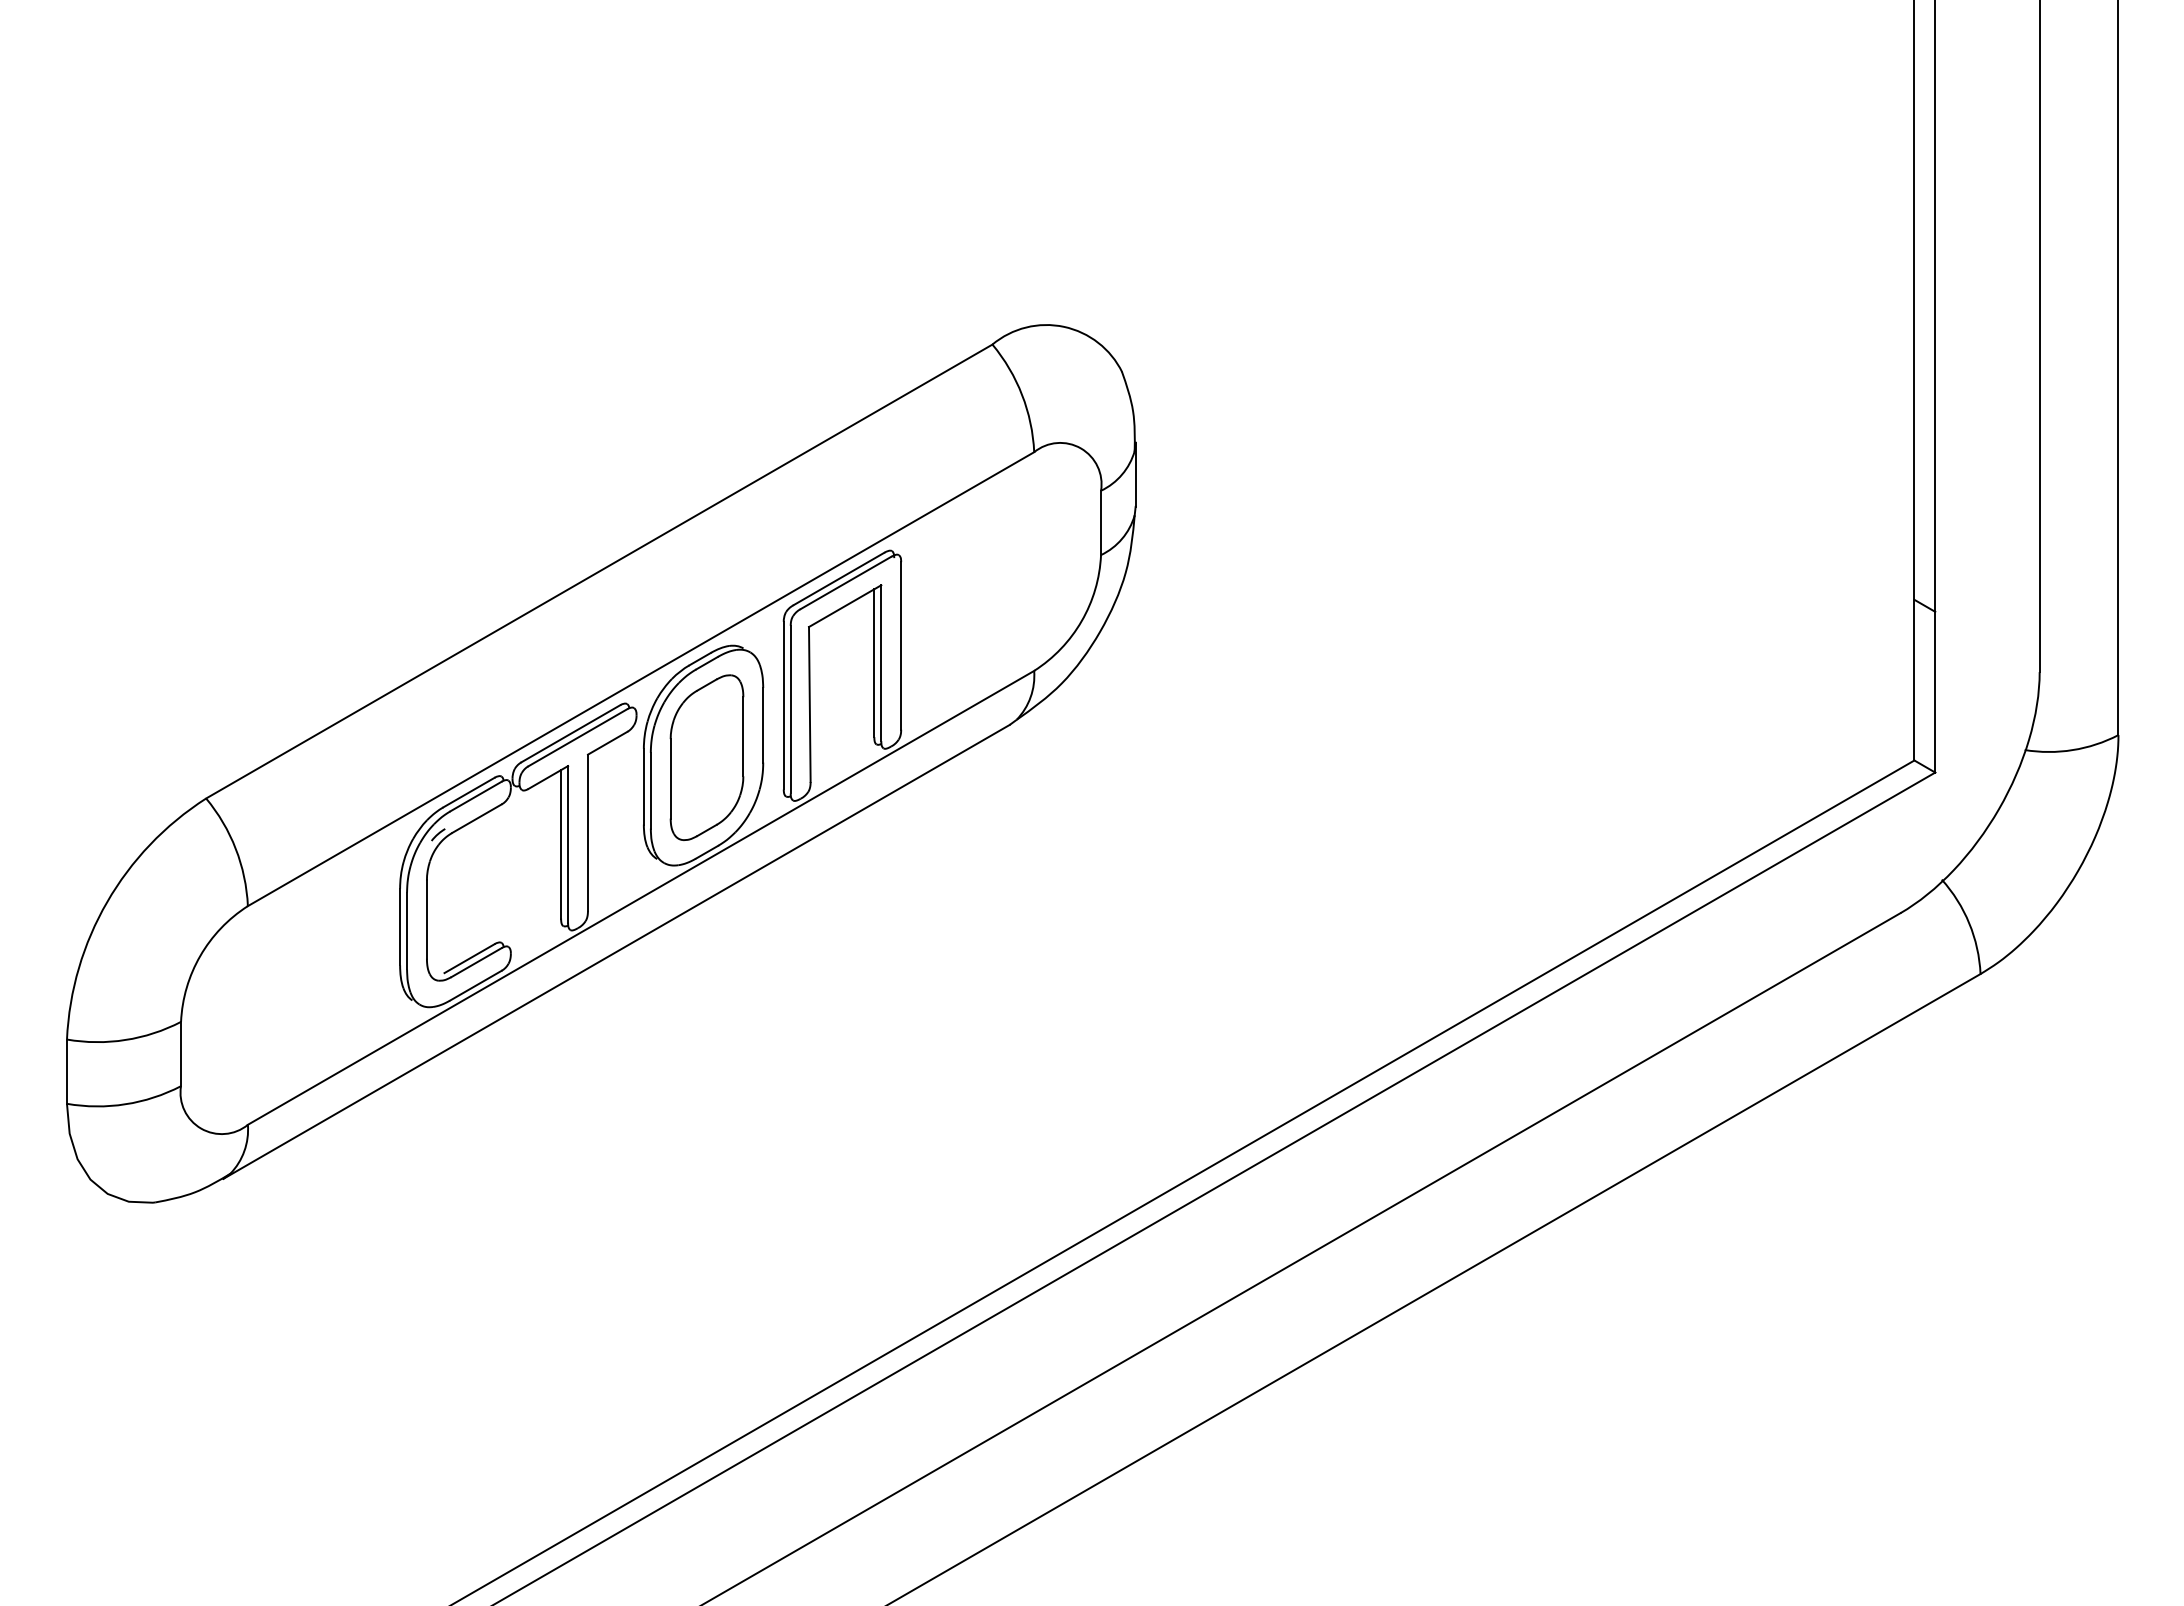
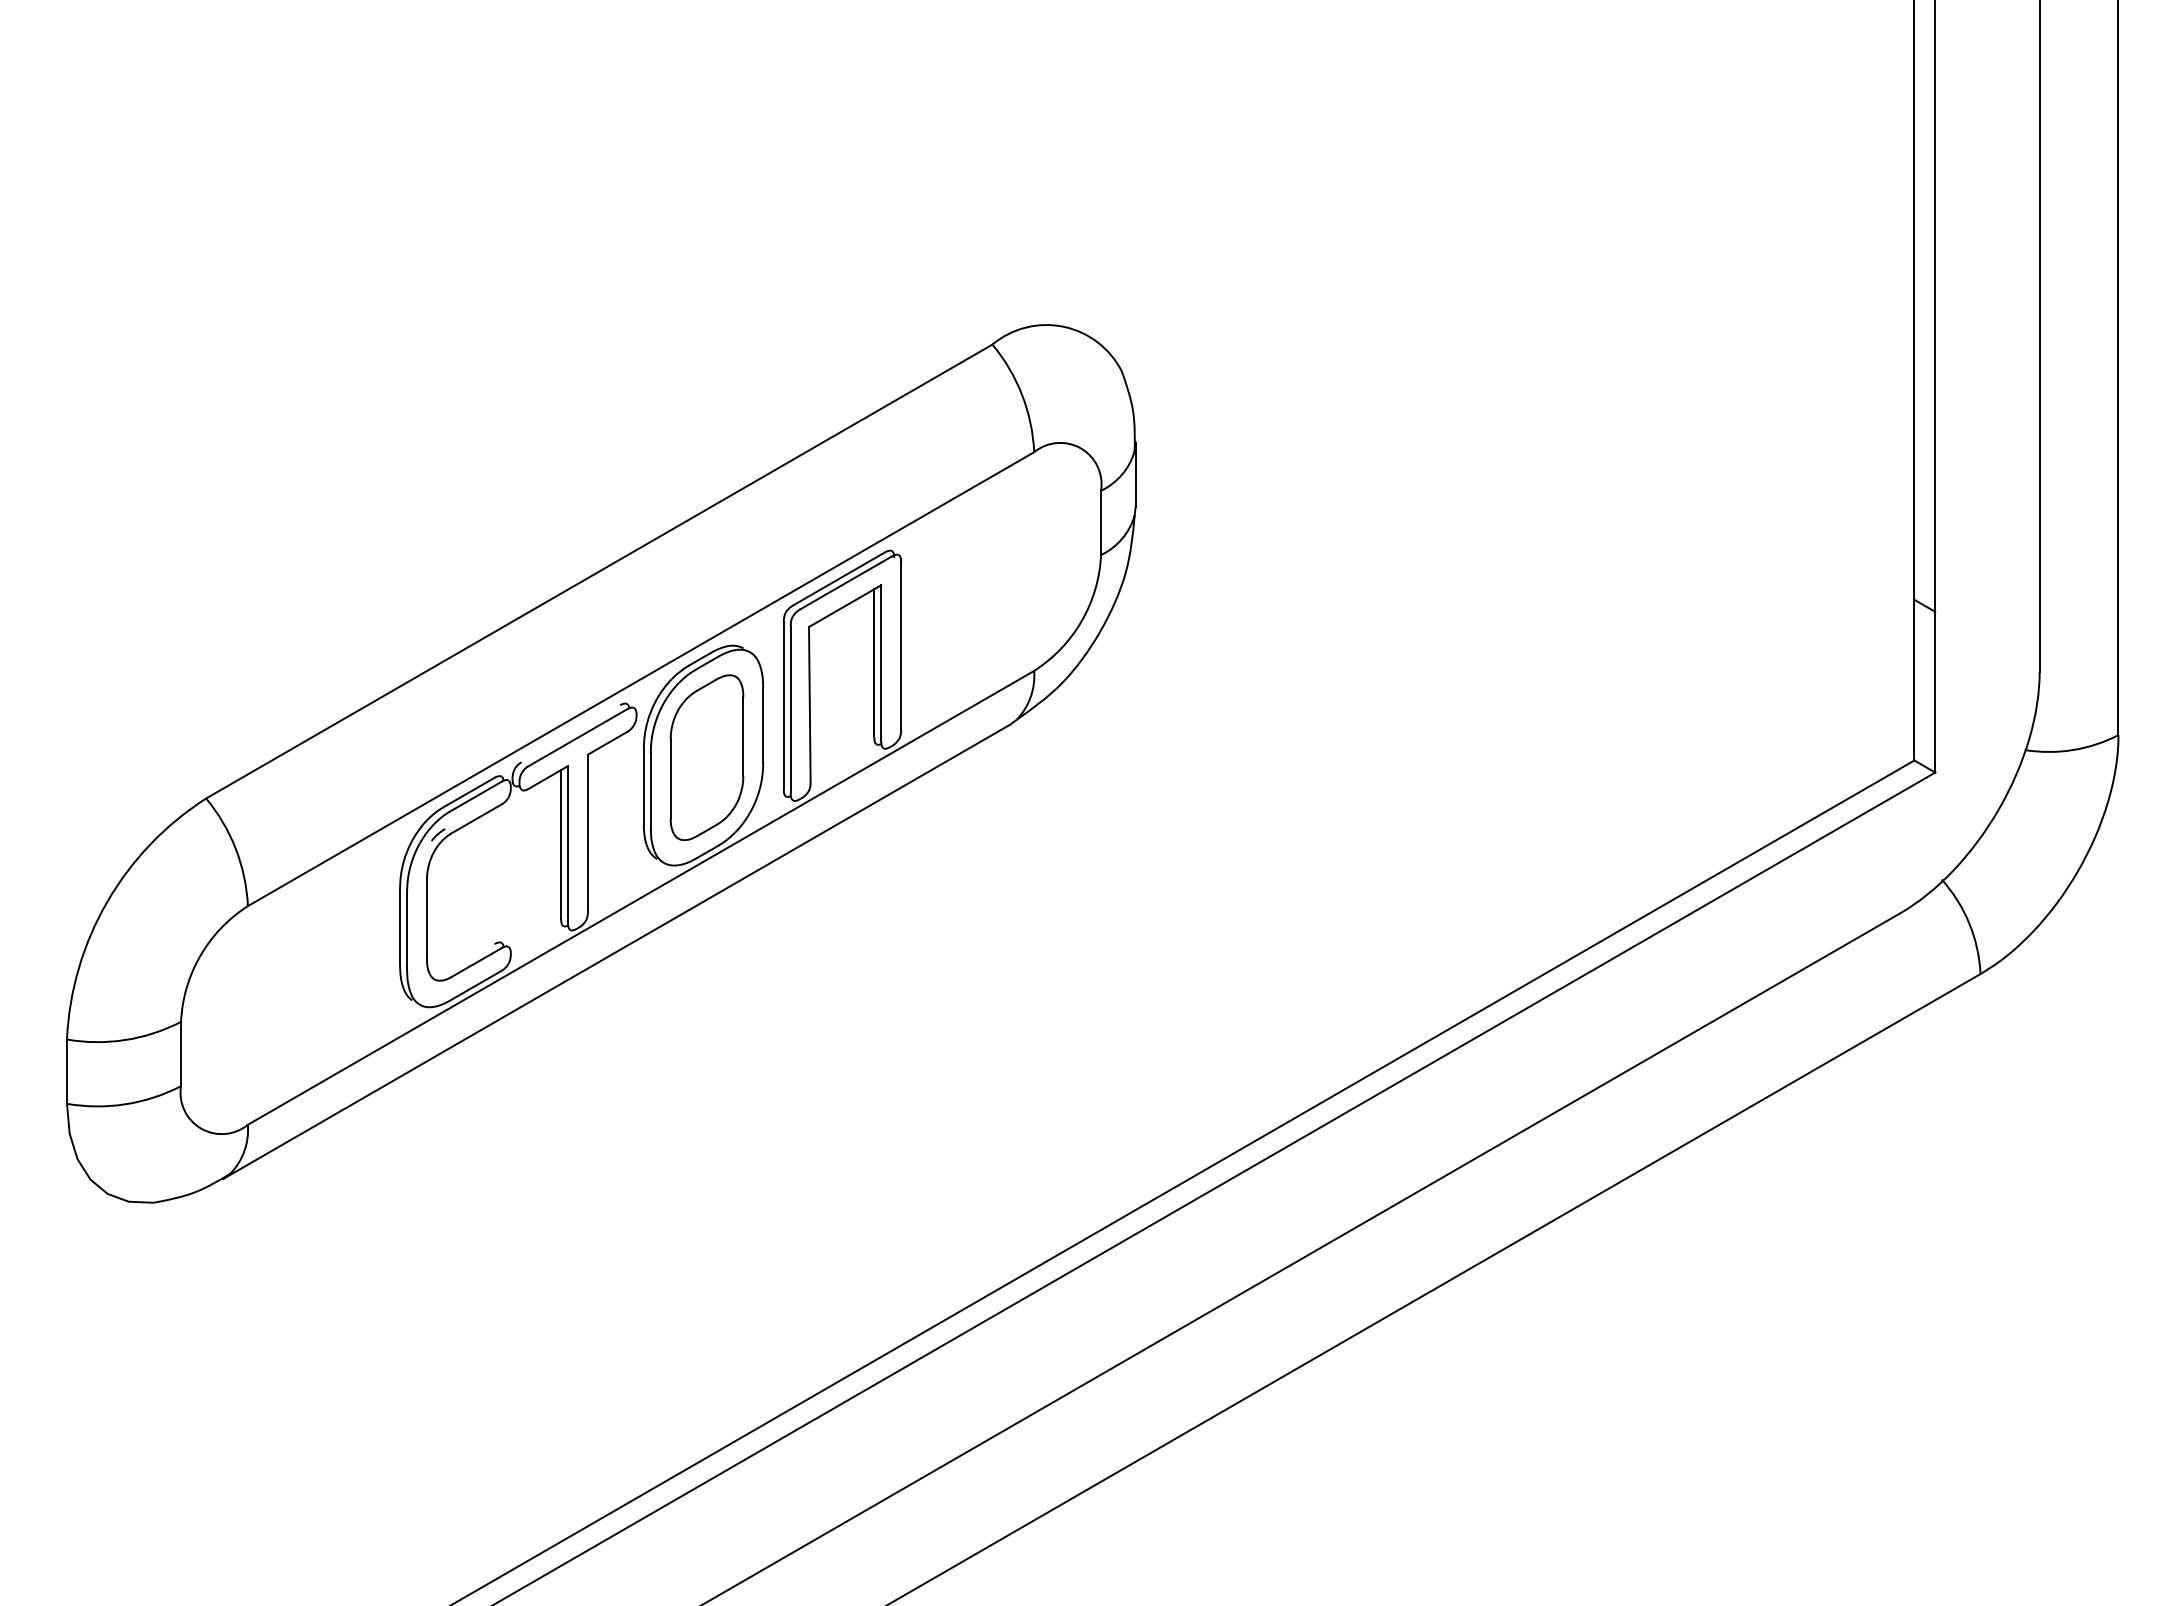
line: present -> none (570, 733)
line: present -> none (469, 958)
